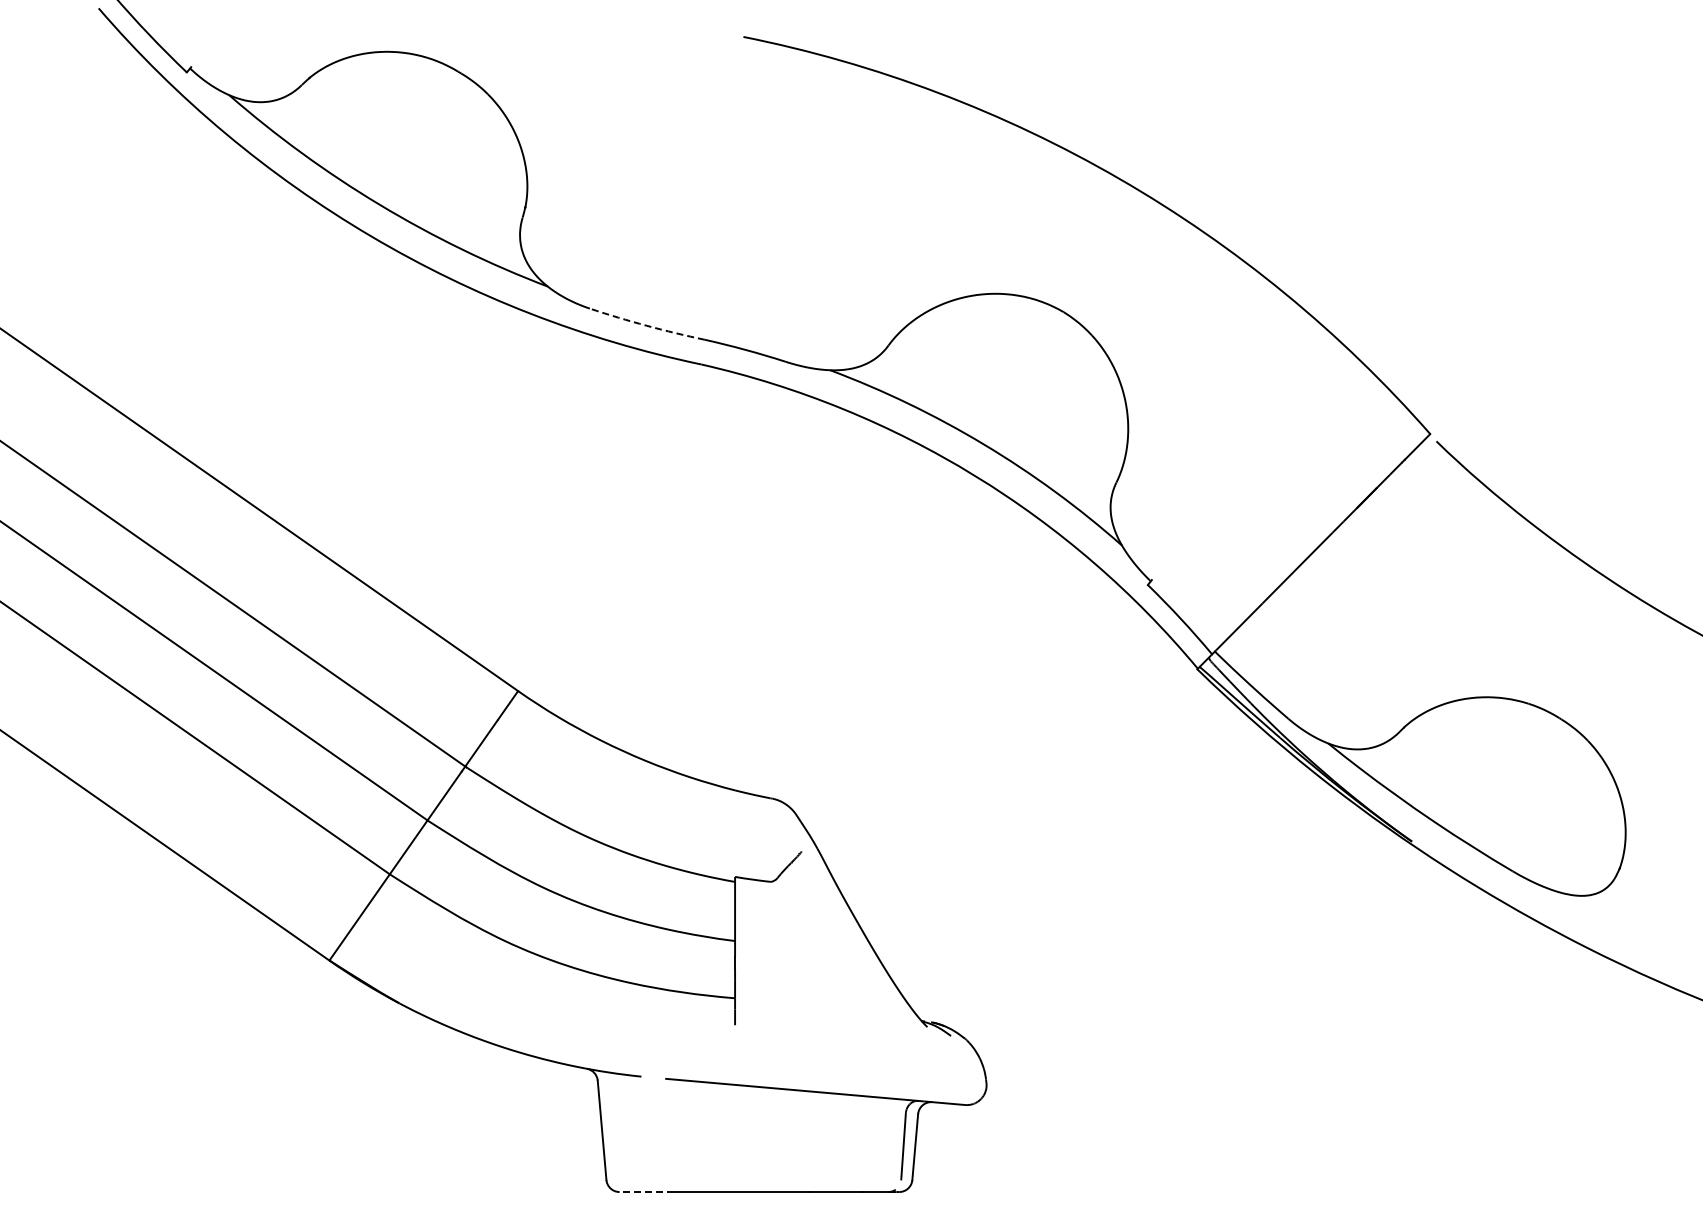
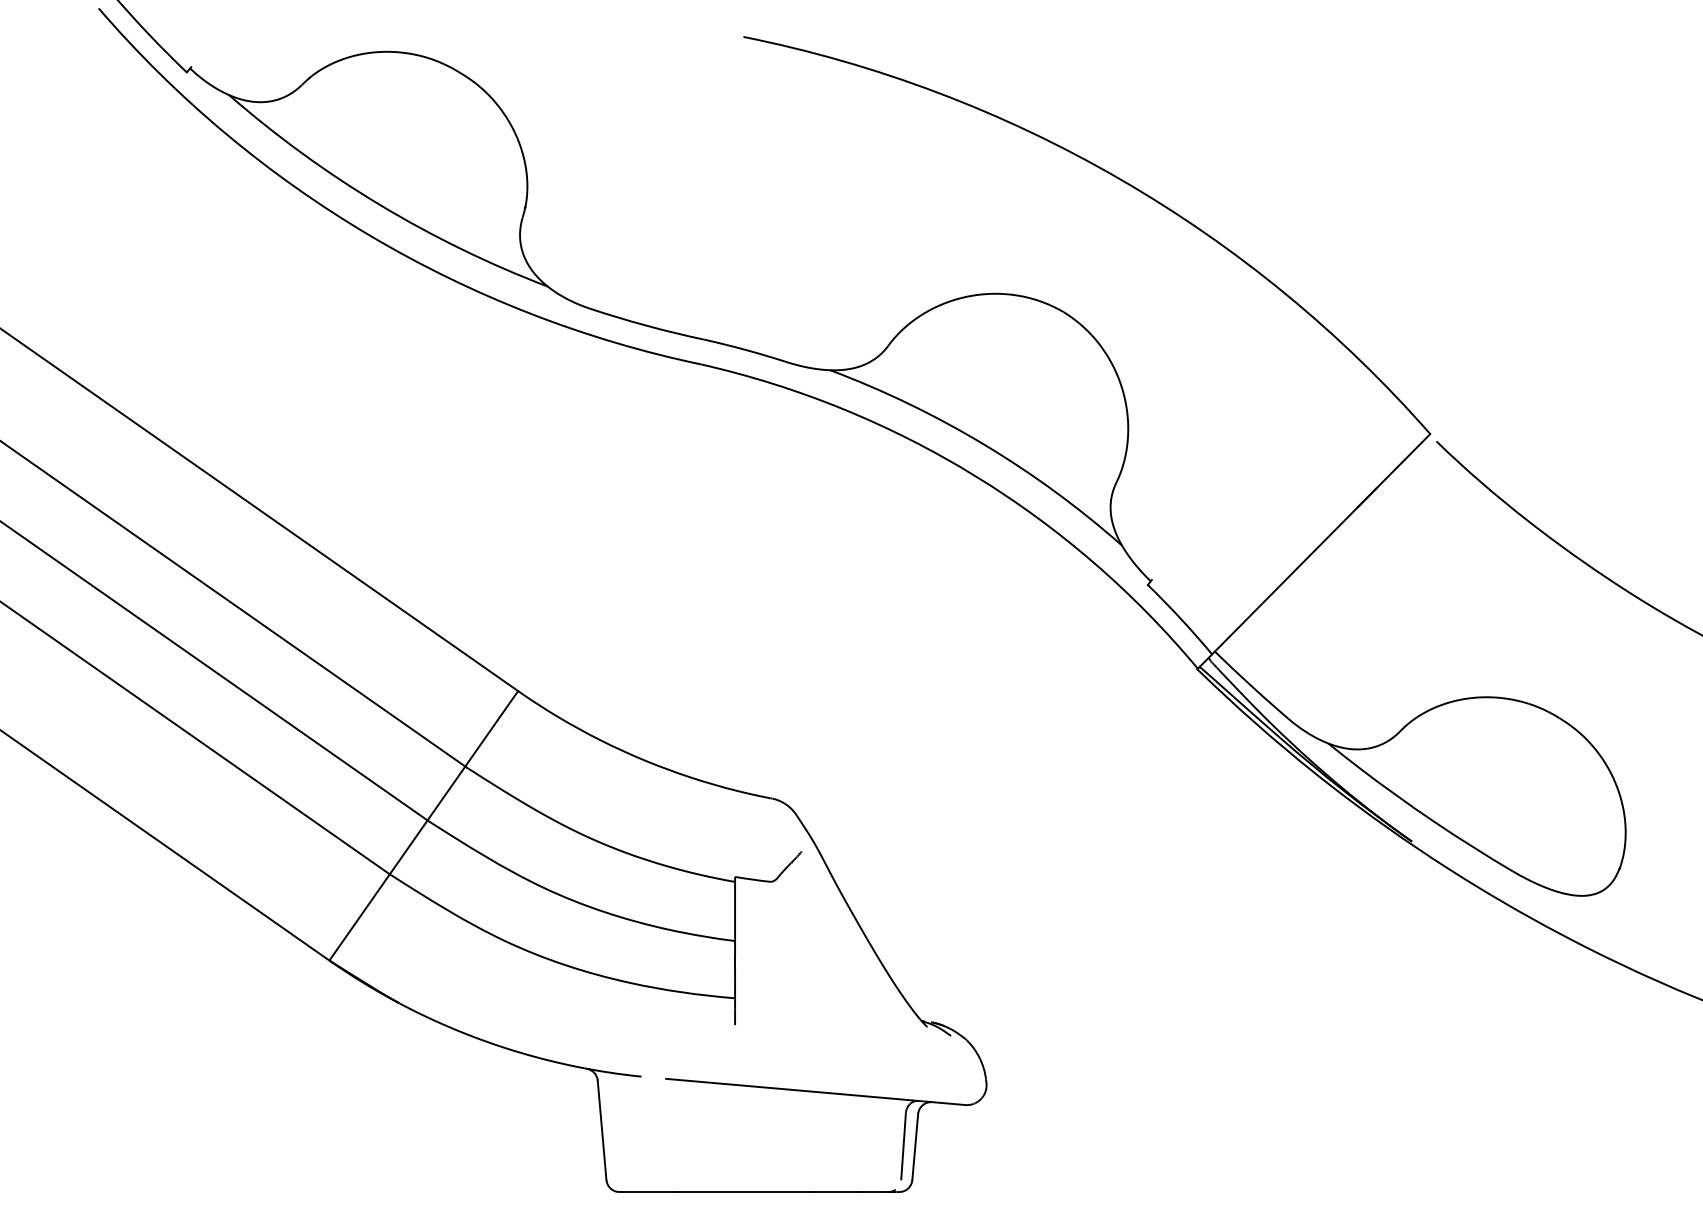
arc: dashed -> solid (646, 325)
line: dashed -> solid (646, 1192)
